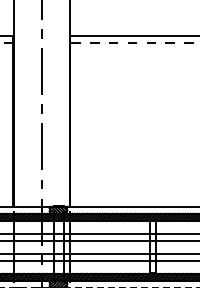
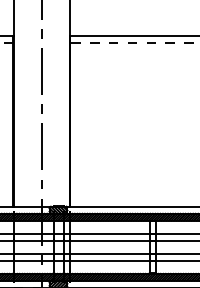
line: dashed -> solid (99, 287)
